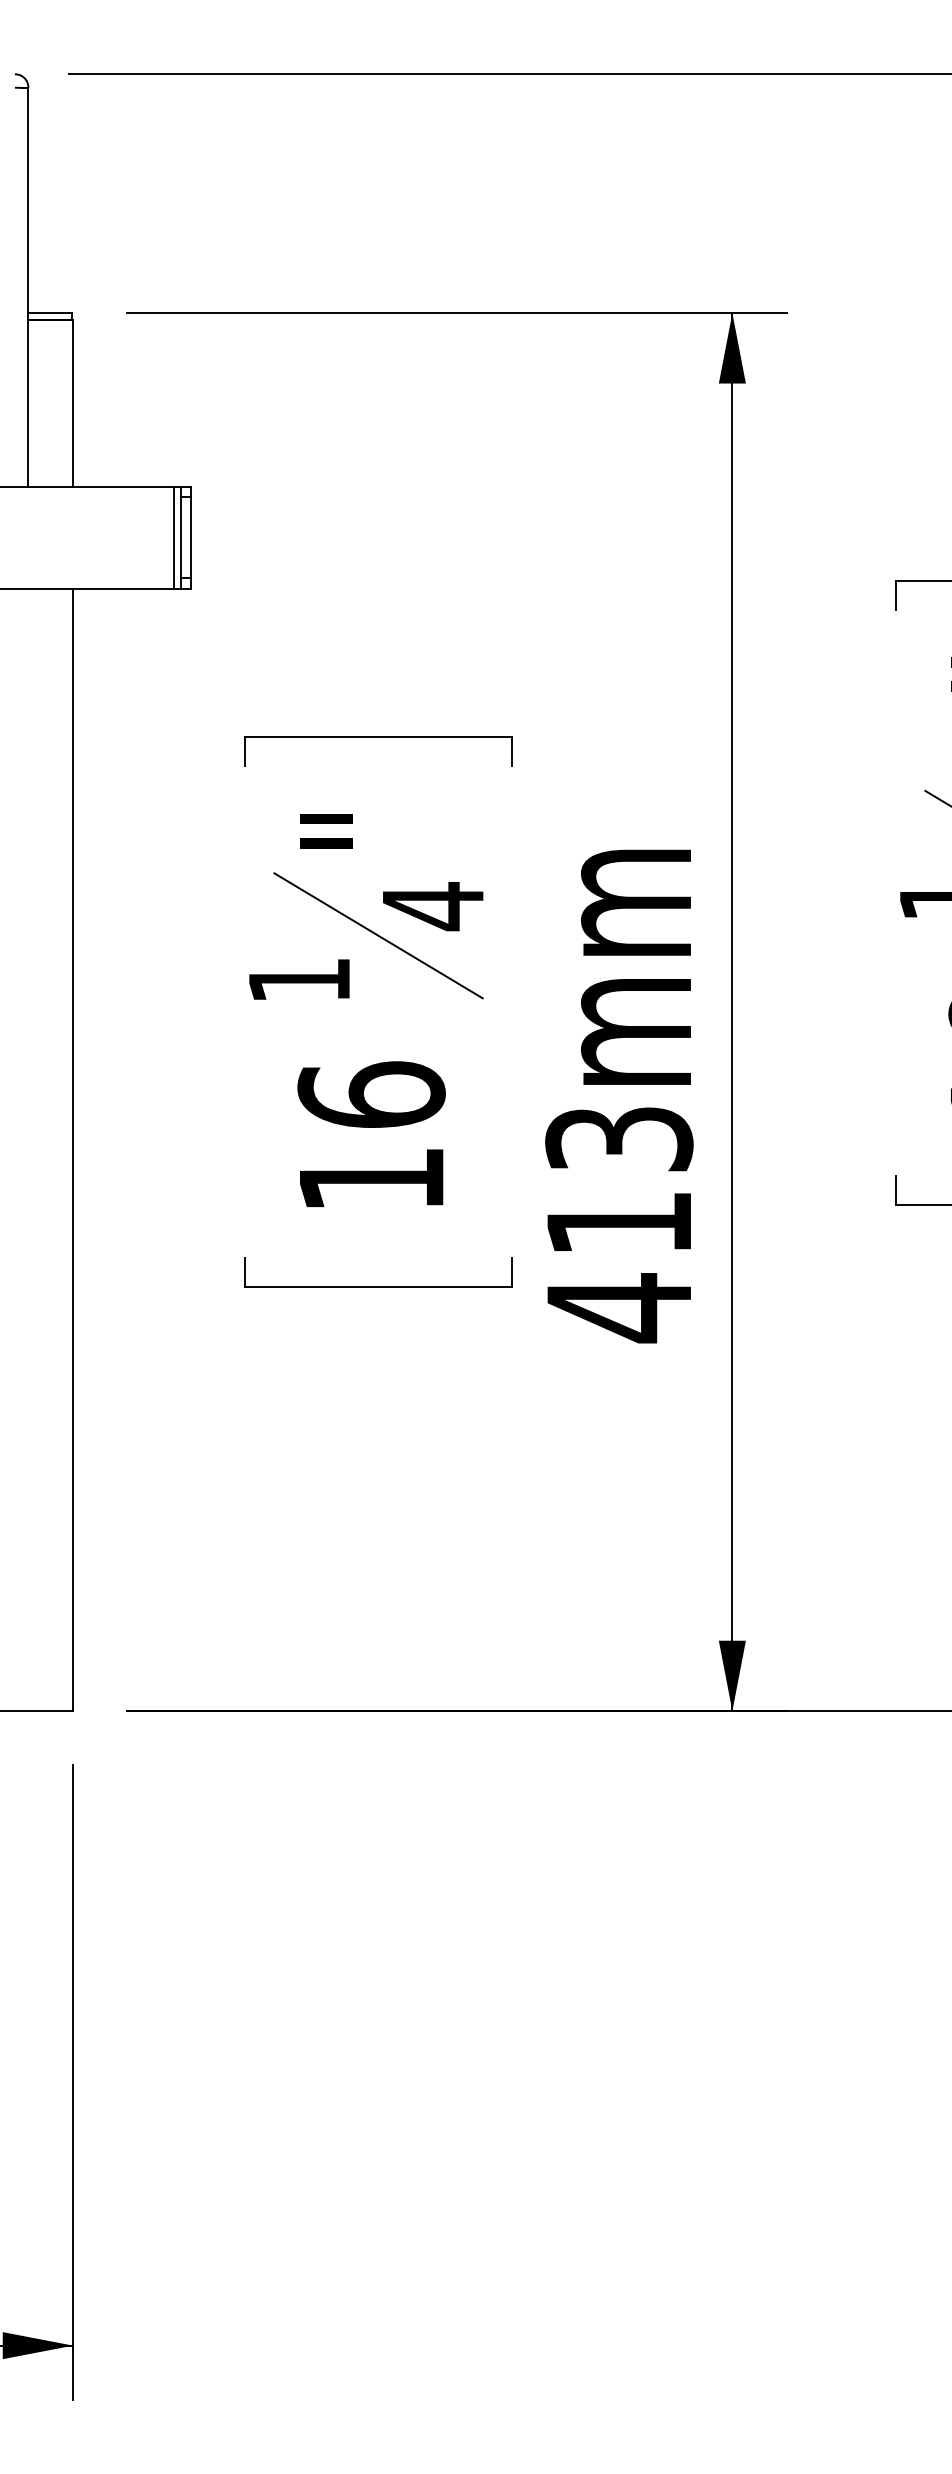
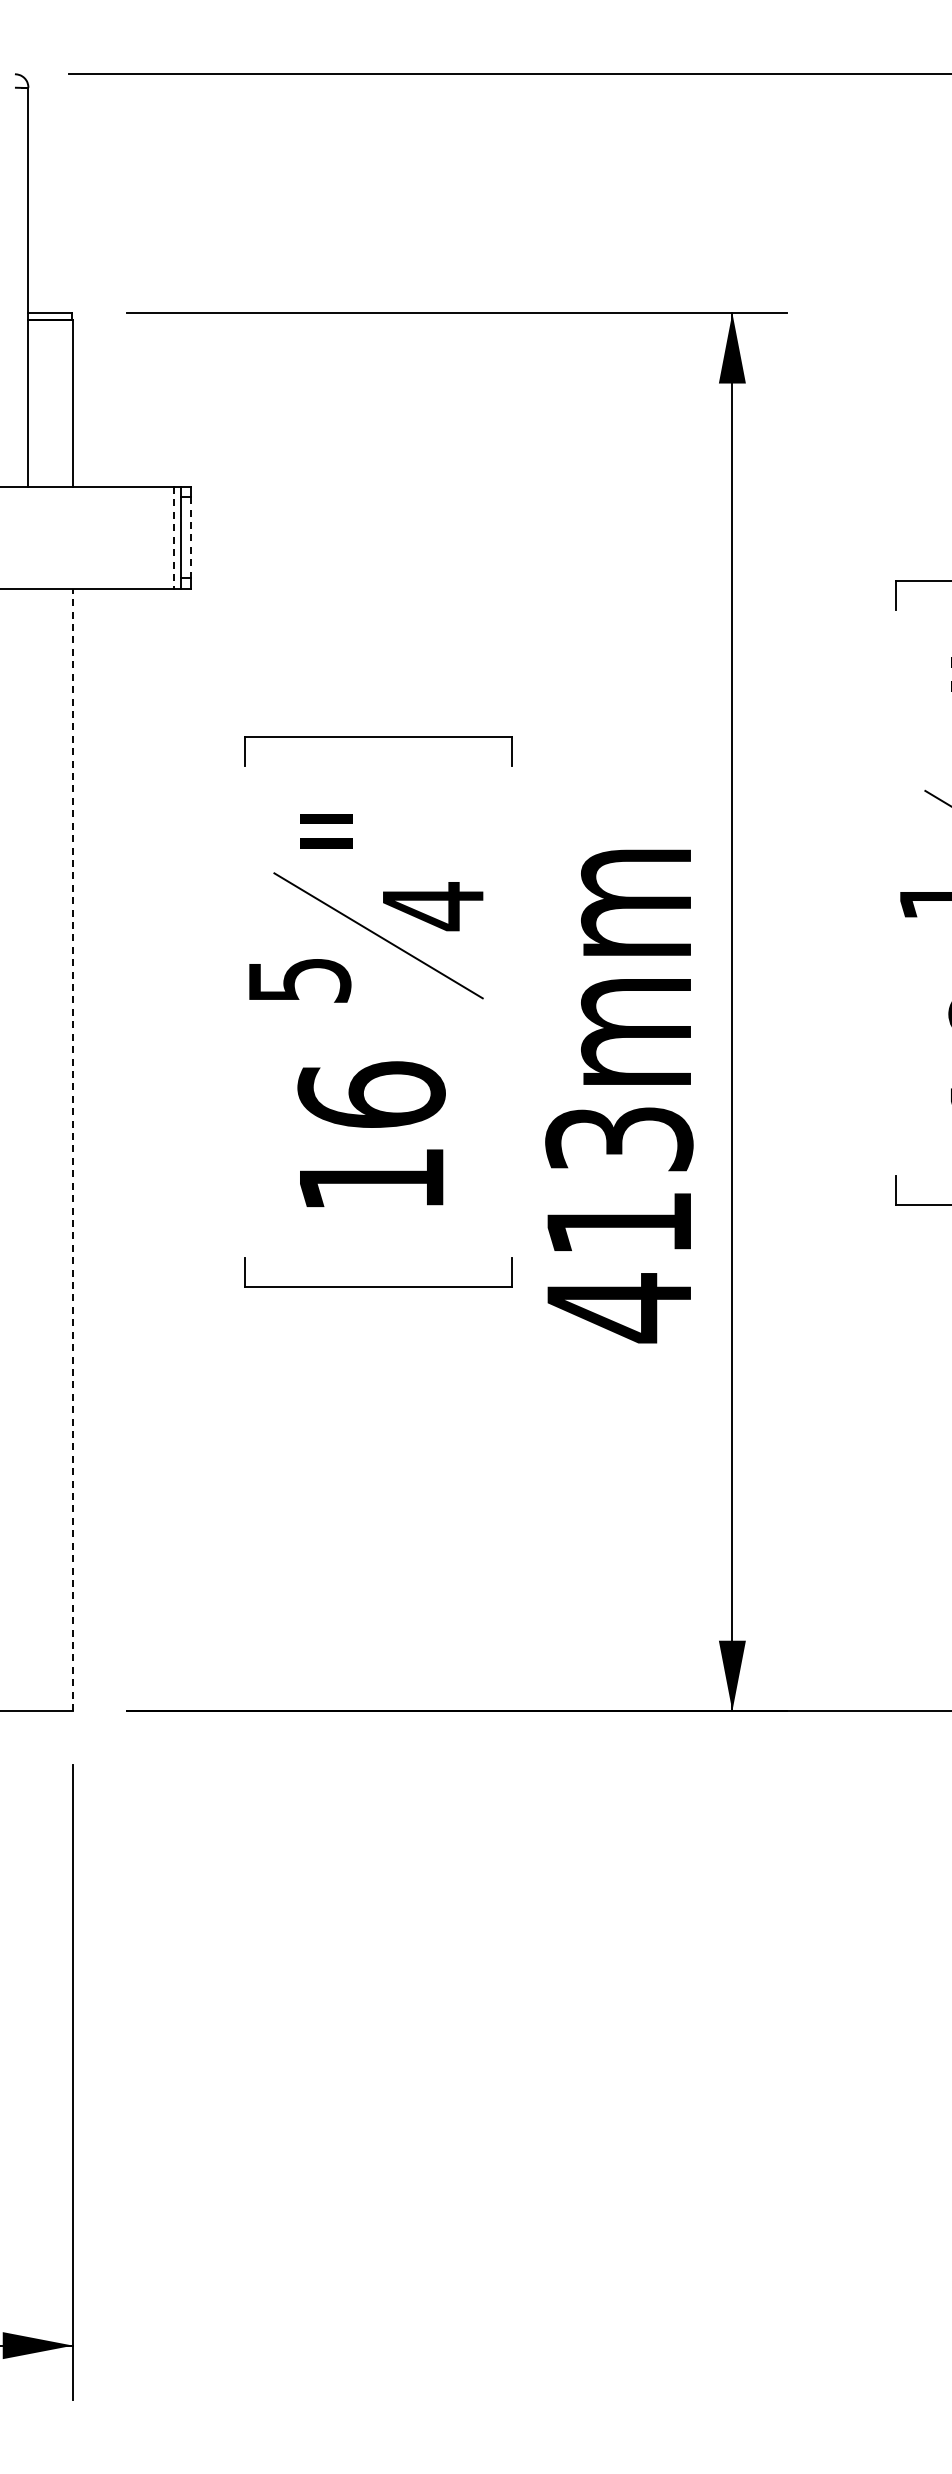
line: solid -> dashed (173, 537)
line: solid -> dashed (190, 537)
text: 1 -> 5 (300, 980)
line: solid -> dashed (73, 1149)
